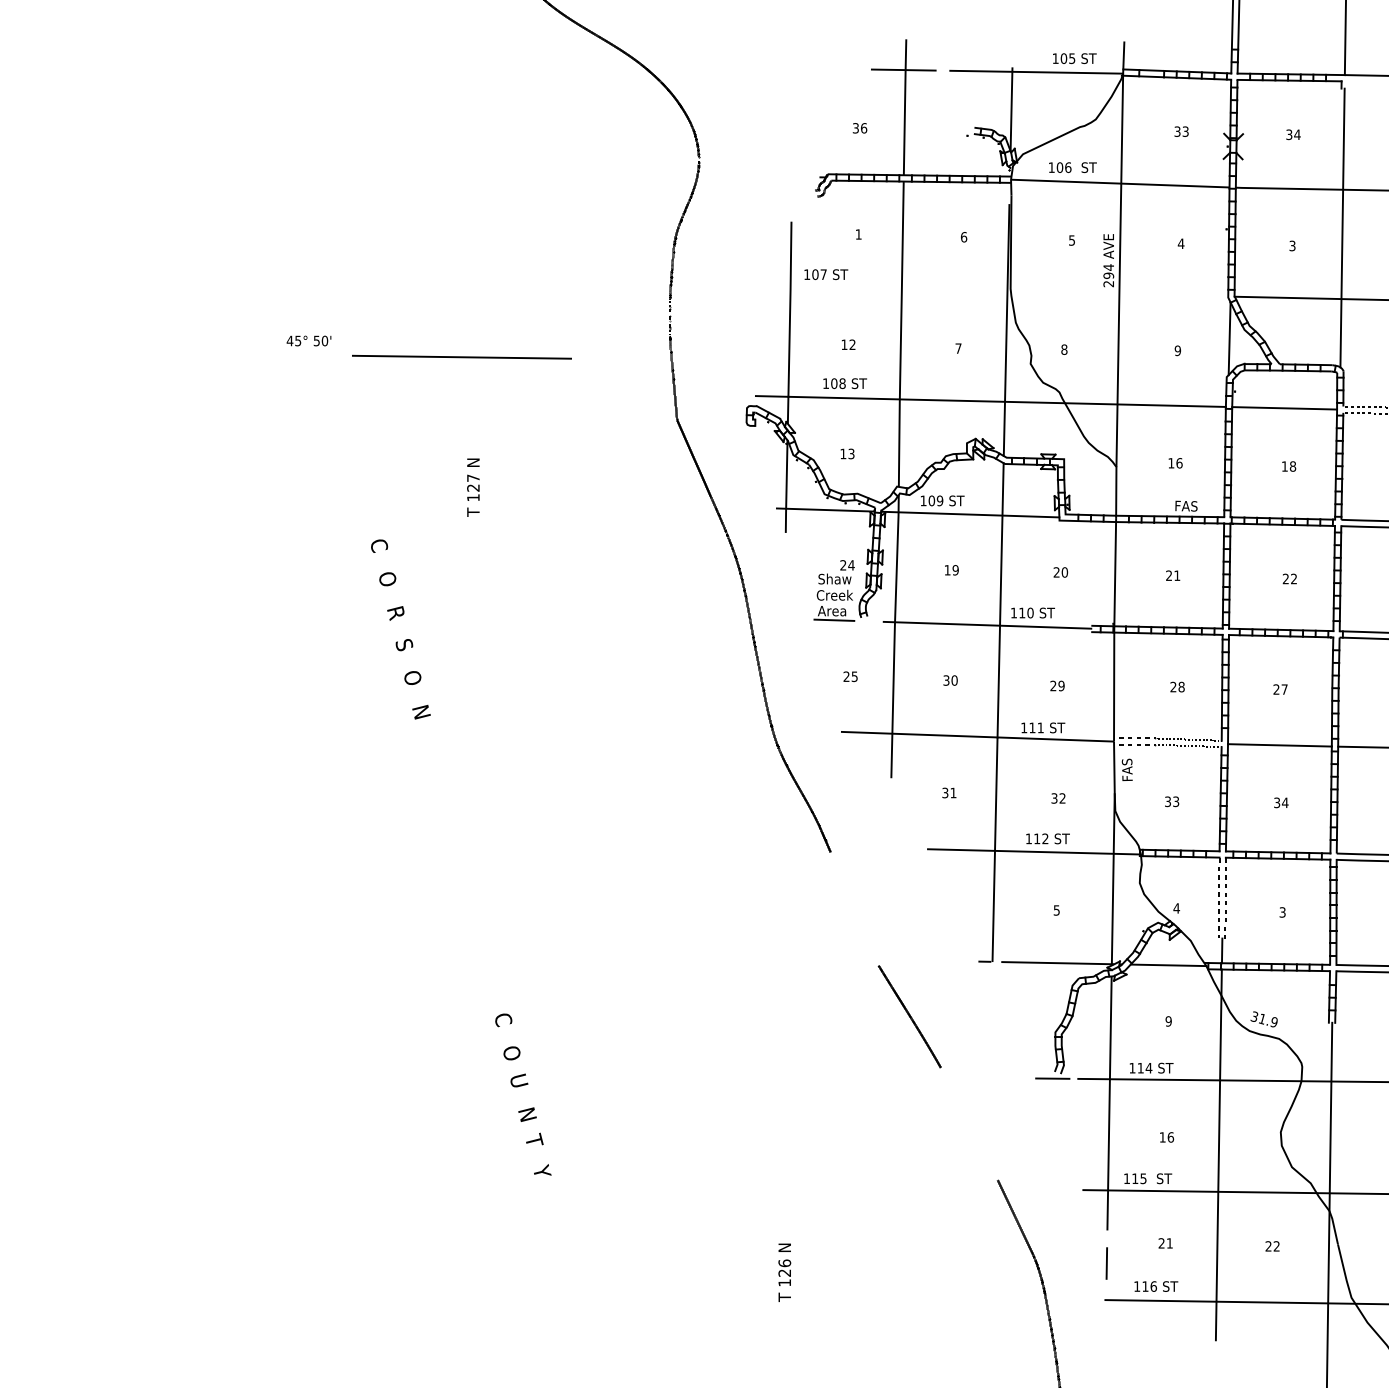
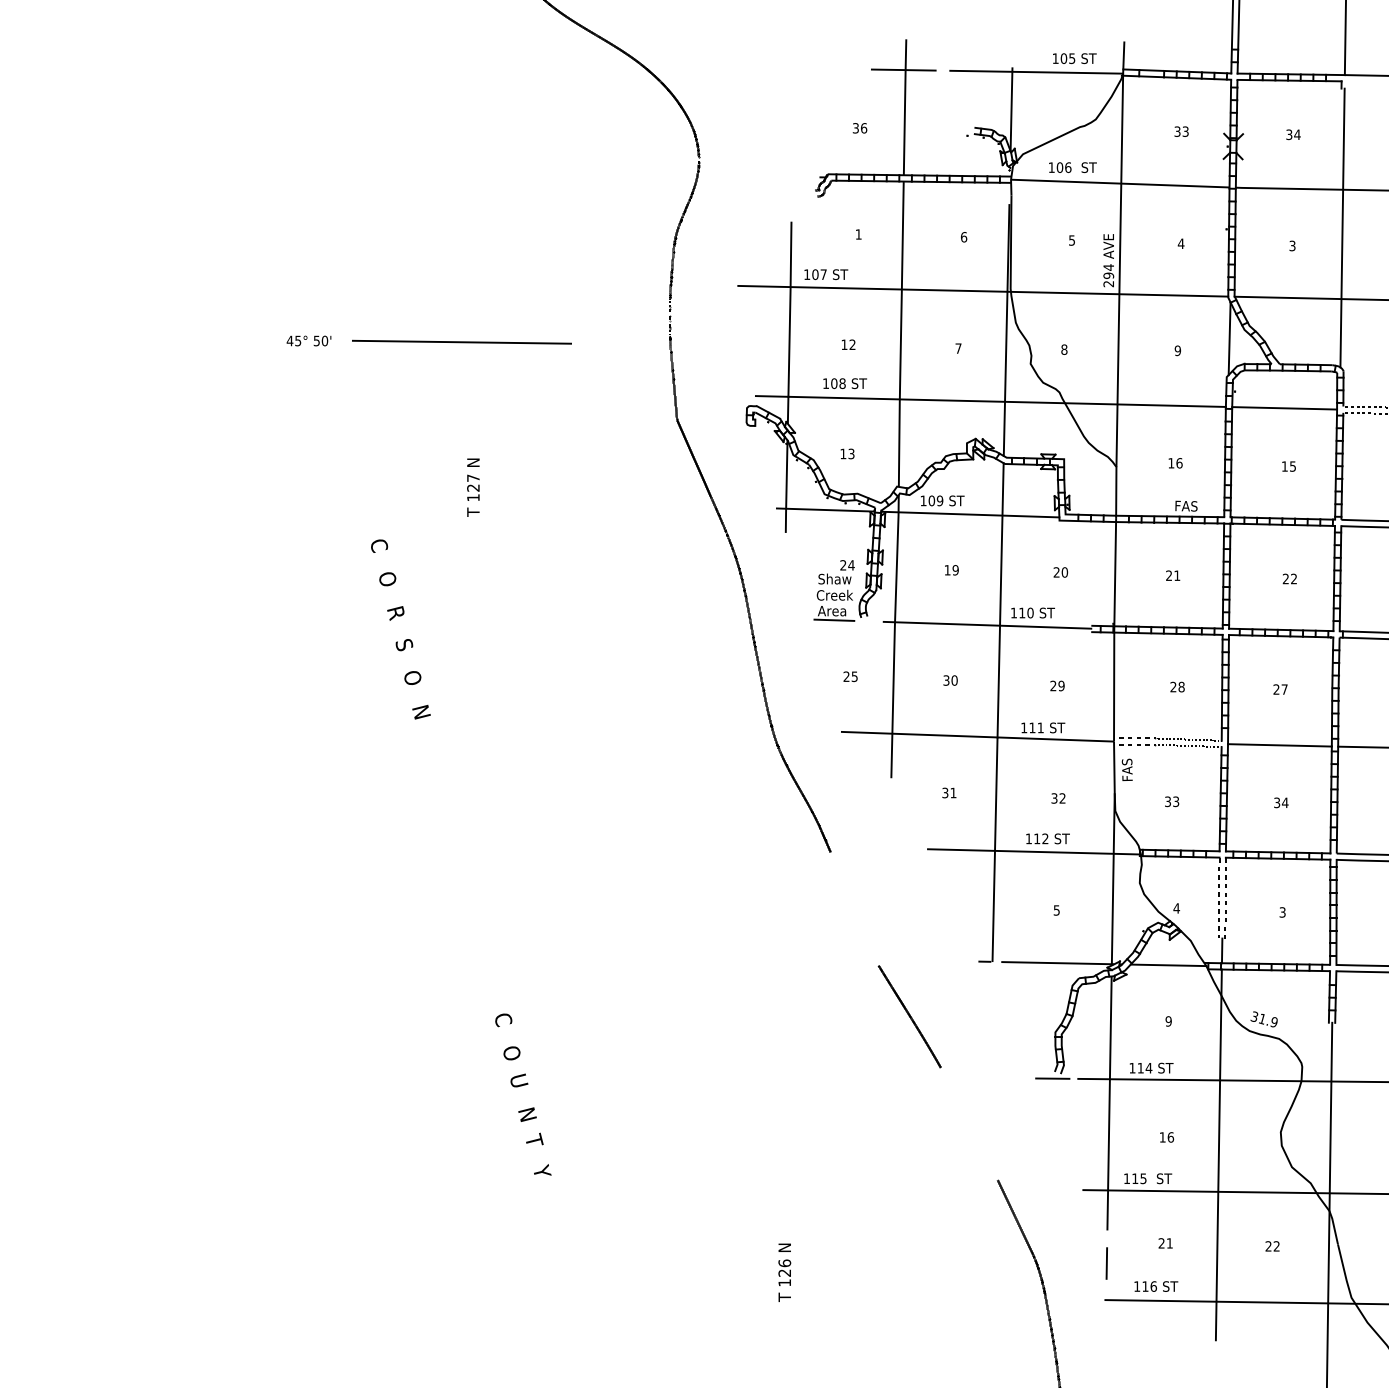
line: none -> present (983, 290)
line position: (461, 356) -> (461, 341) (461, 341)
text: 18 -> 15 (1292, 466)
